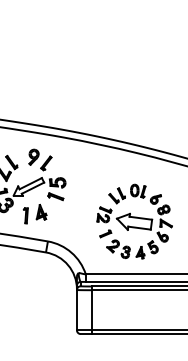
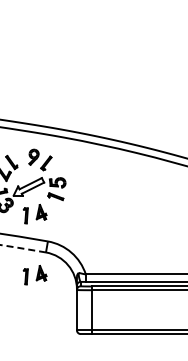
part: present -> none (134, 221)
arc: solid -> dashed (22, 248)
part: none -> present (34, 275)
